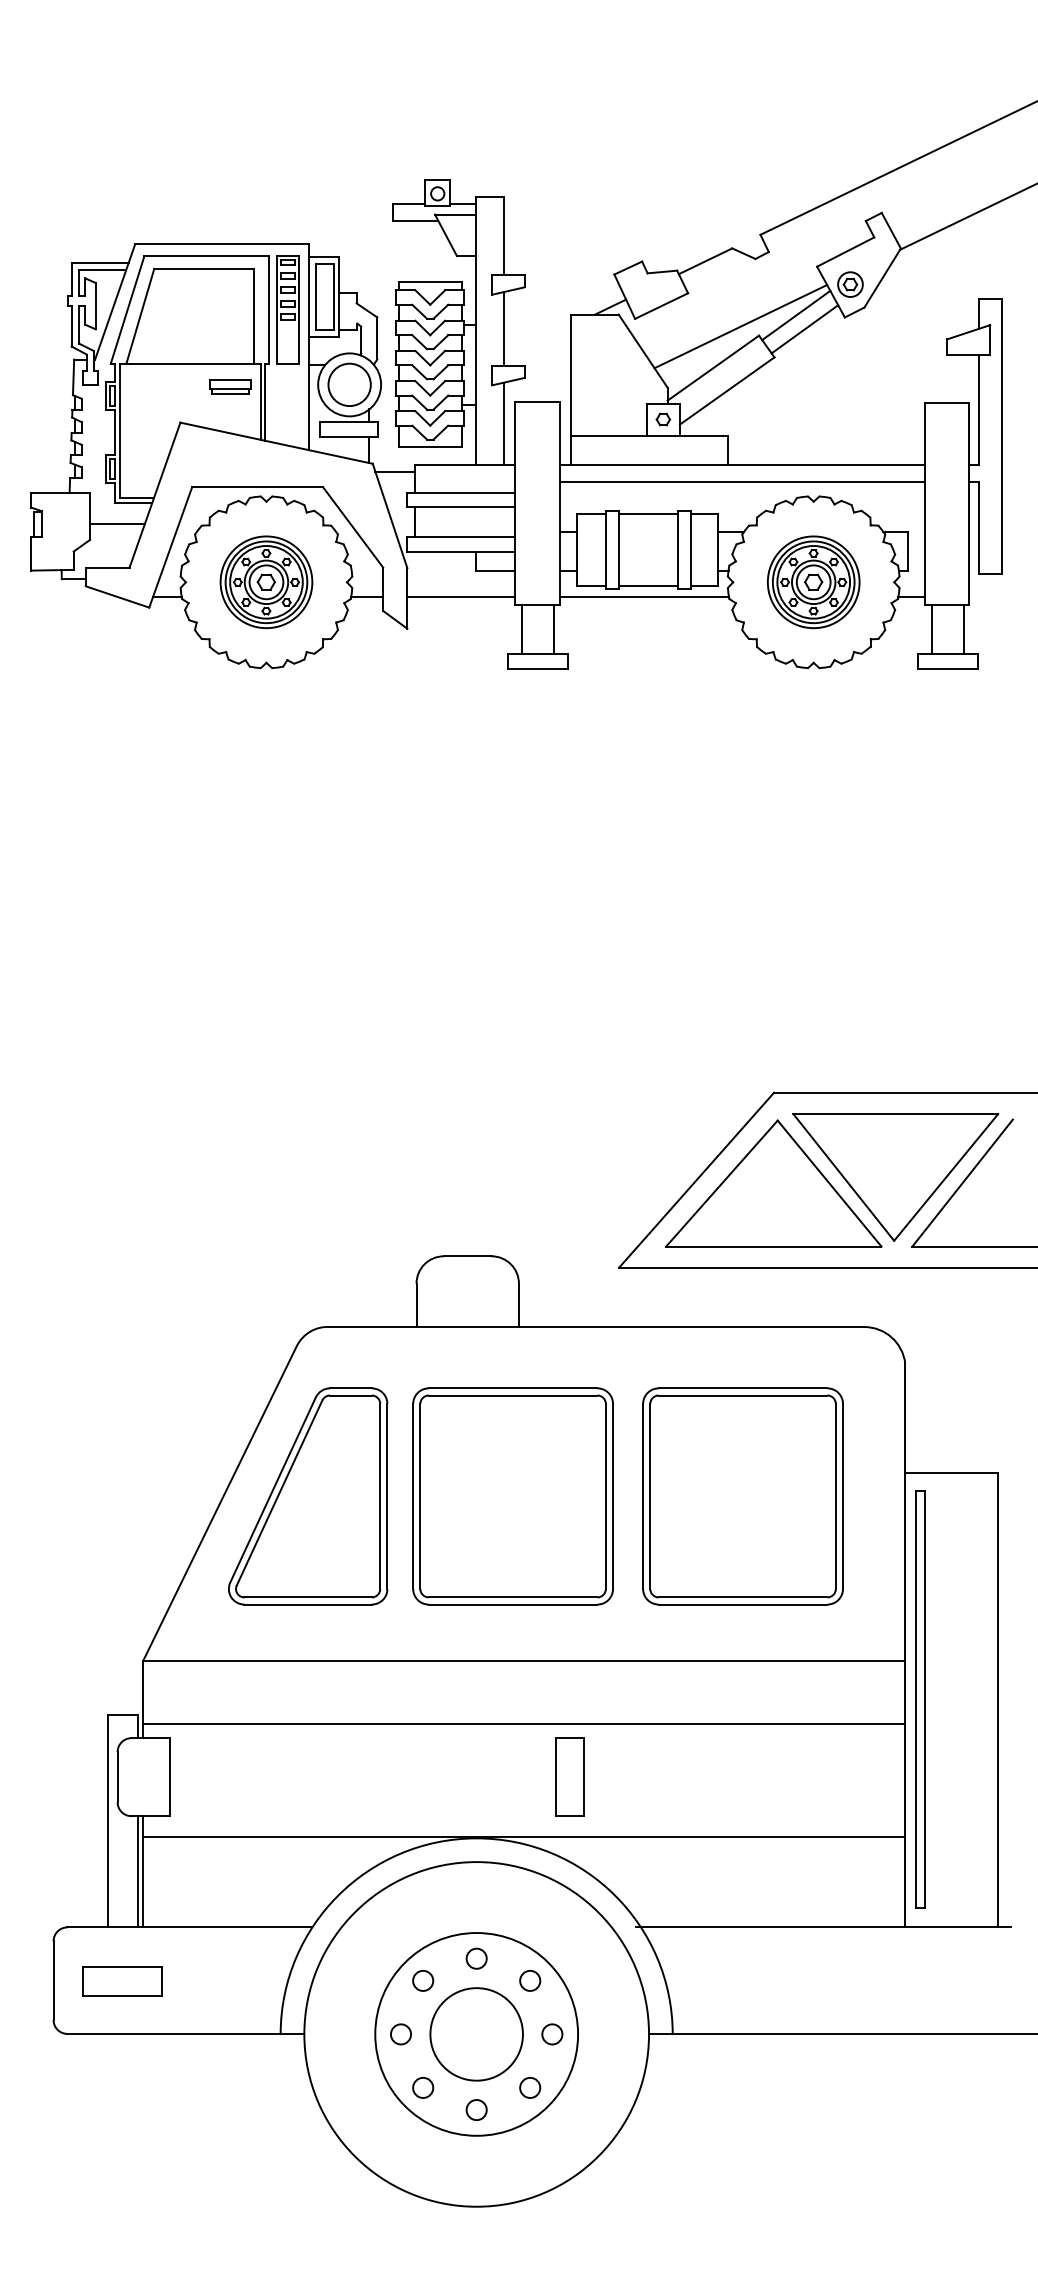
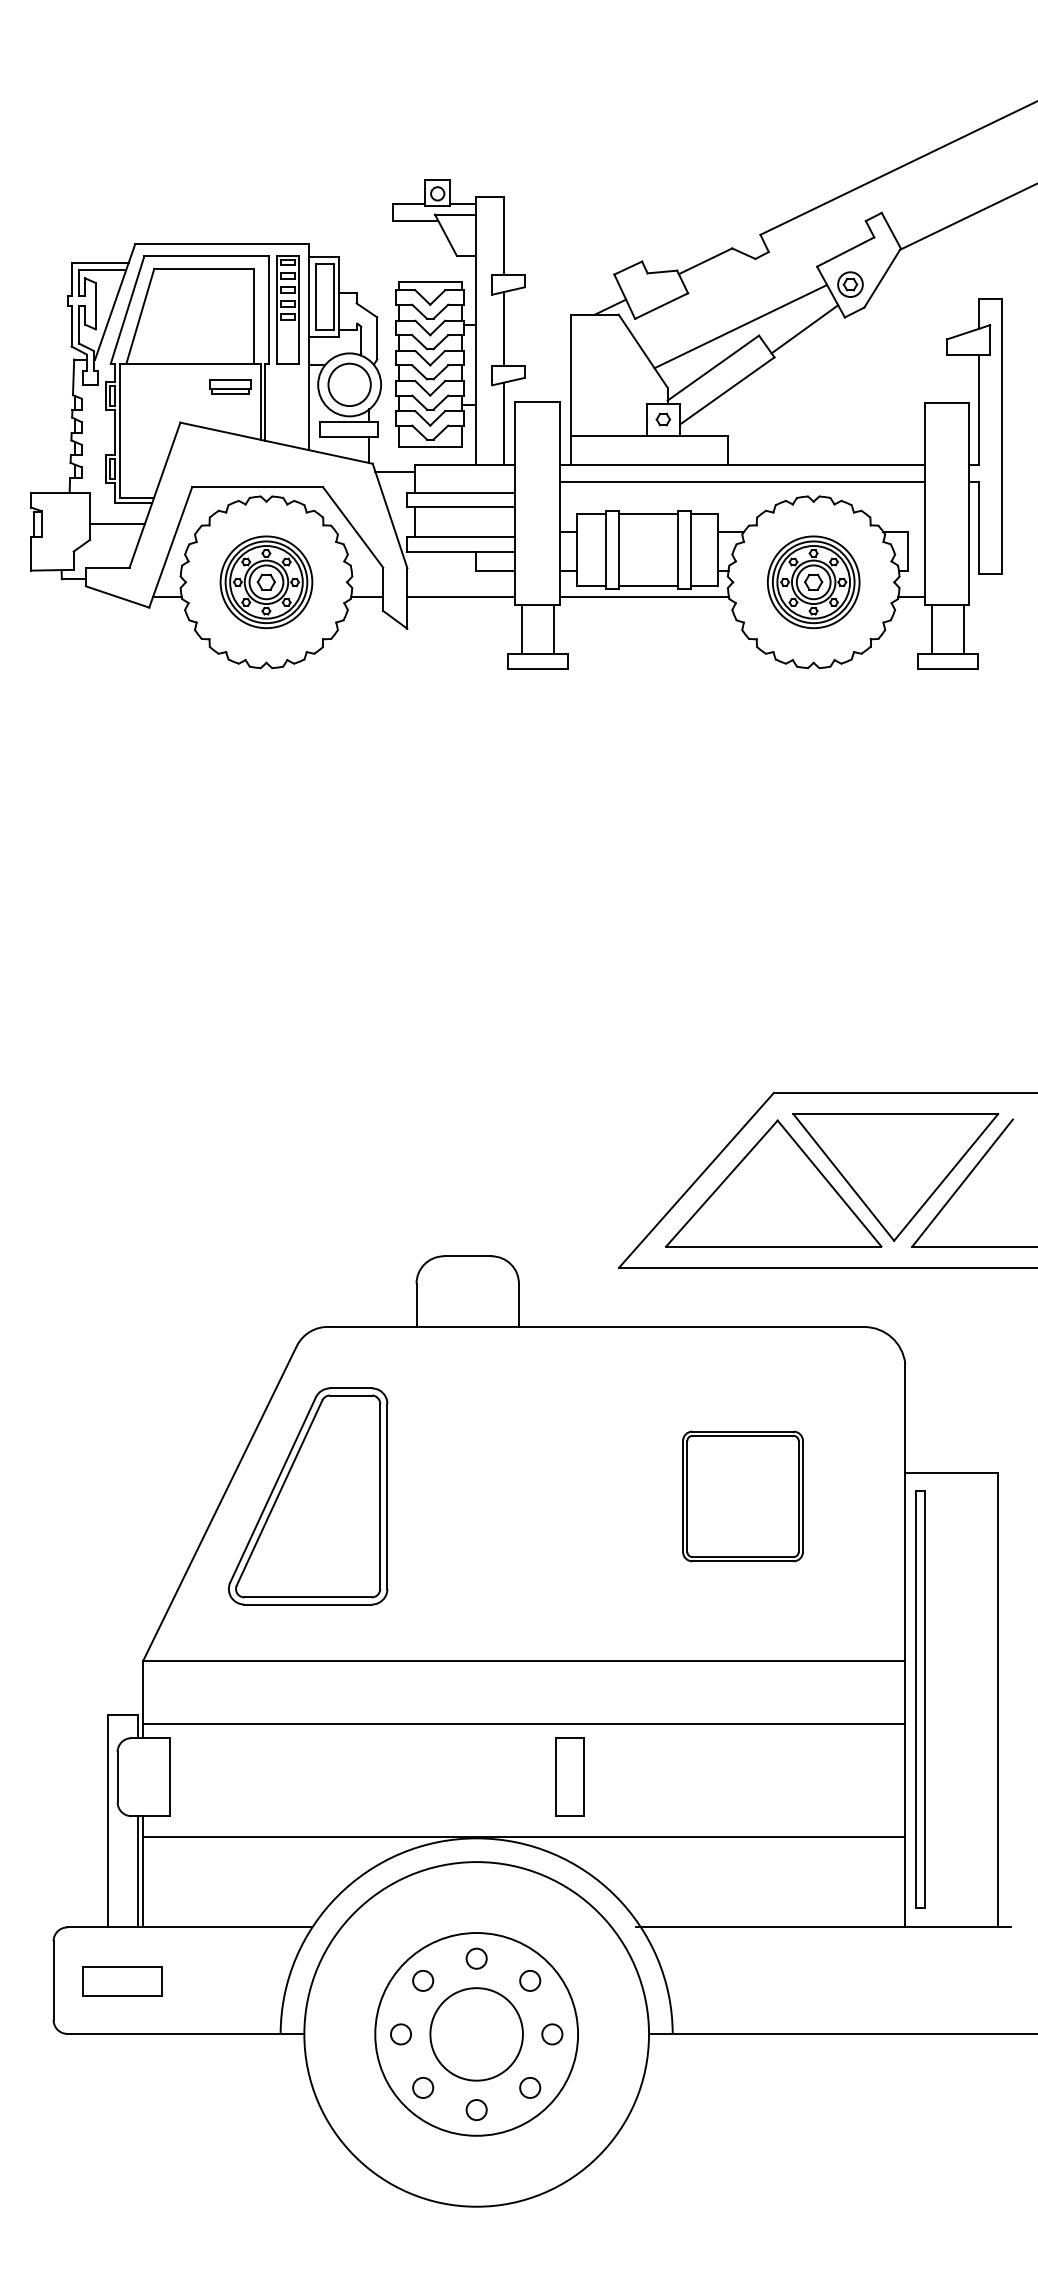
line: present -> none (796, 315)
part: present -> none (512, 1496)
part size: 202x219 px -> 122x133 px (742, 1496)
